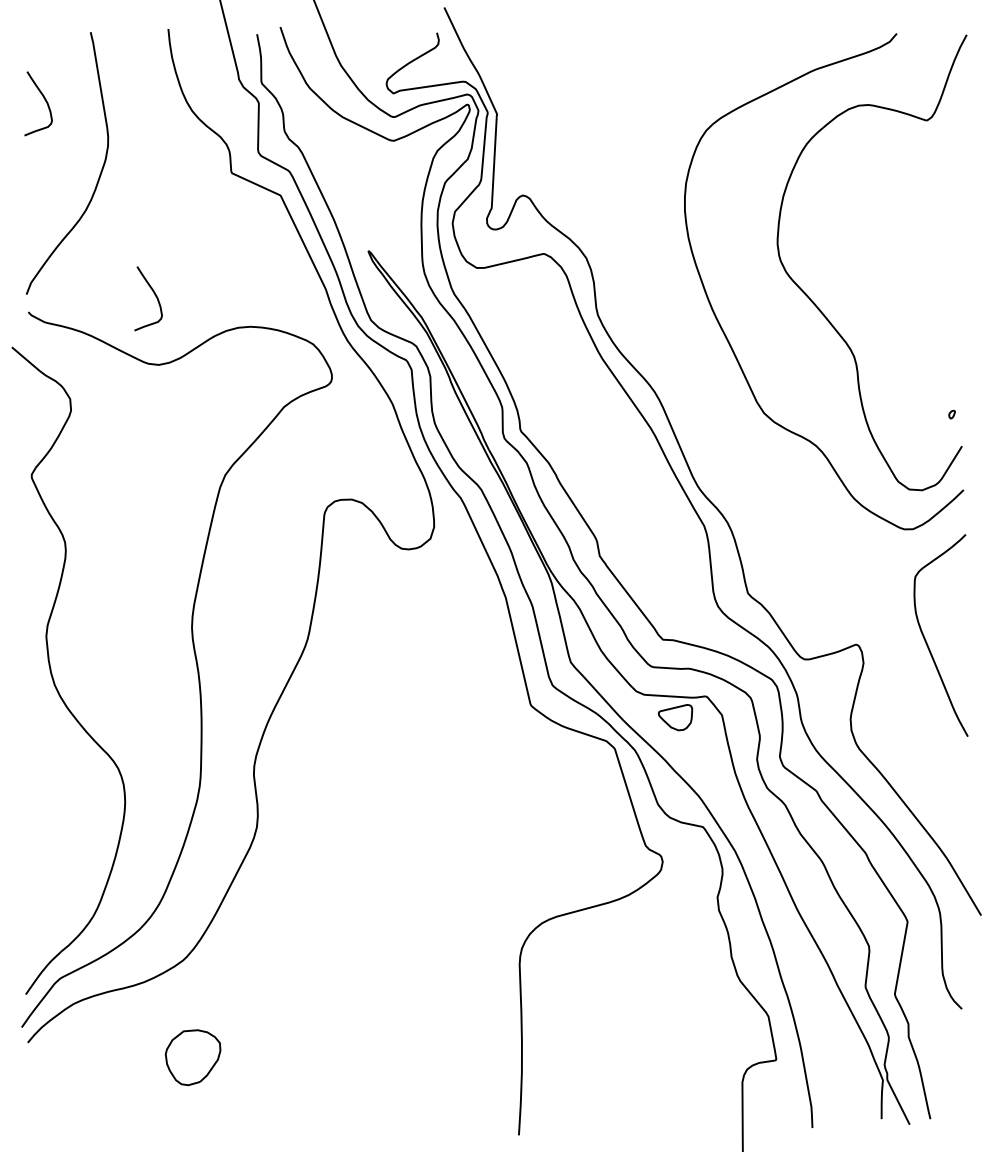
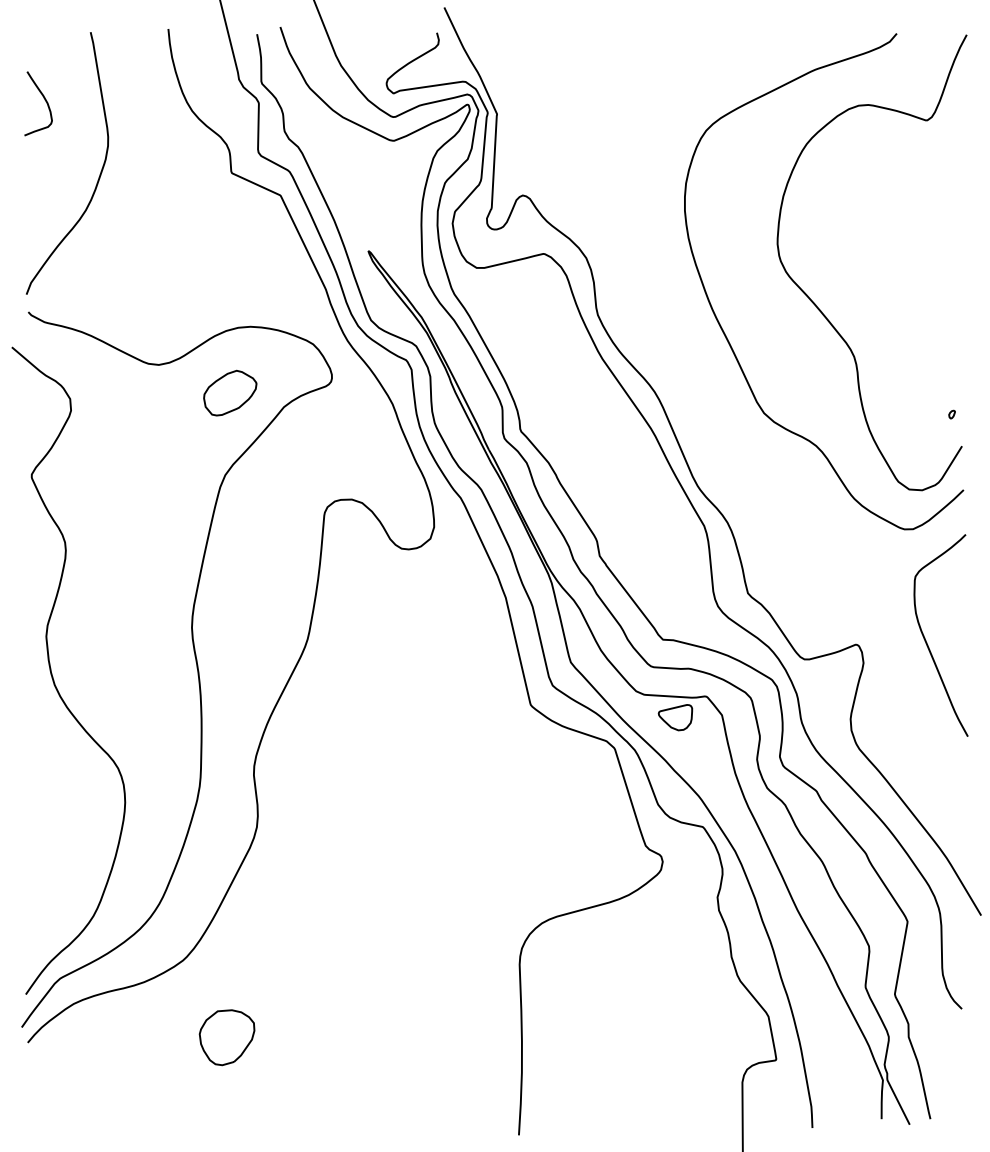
curve: present -> none (154, 295)
part: none -> present (230, 392)
part position: (192, 1057) -> (226, 1037) (226, 1037)
